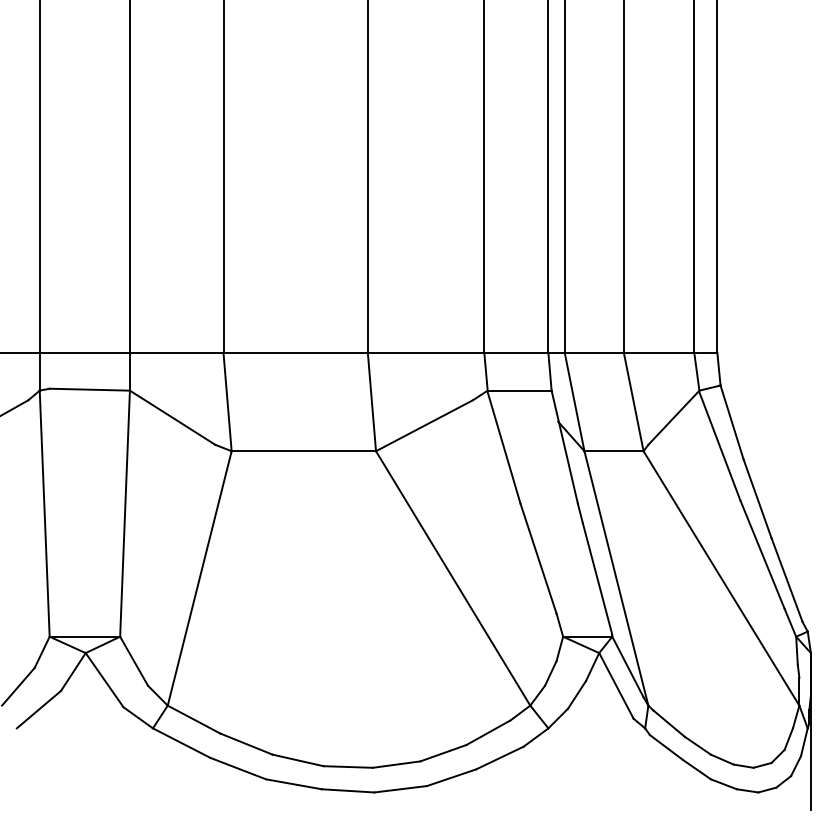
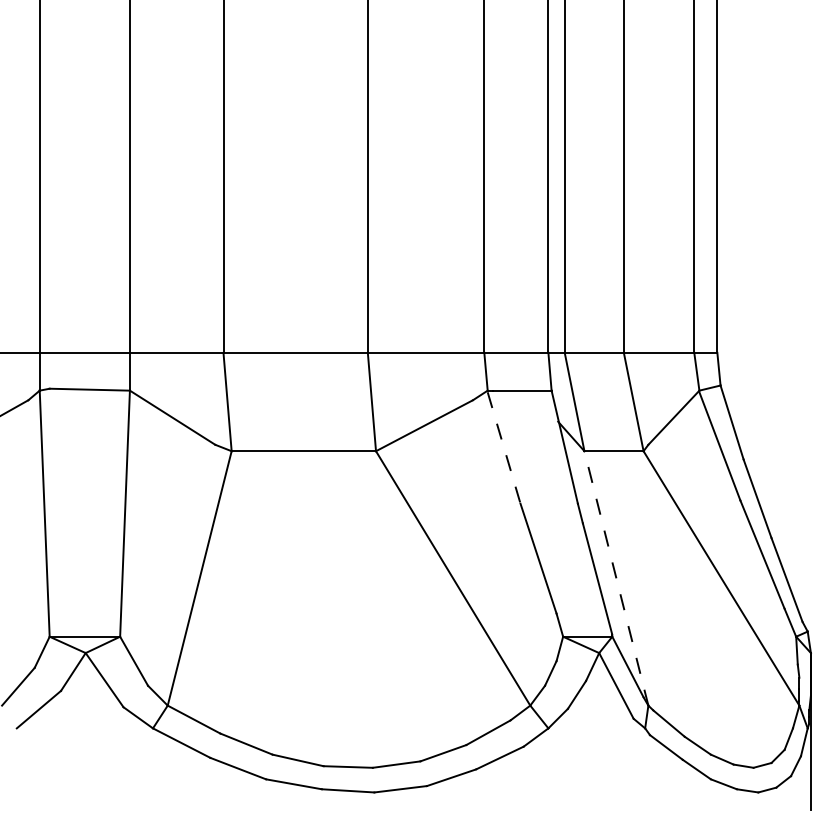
line: solid -> dashed (504, 448)
line: solid -> dashed (616, 577)
